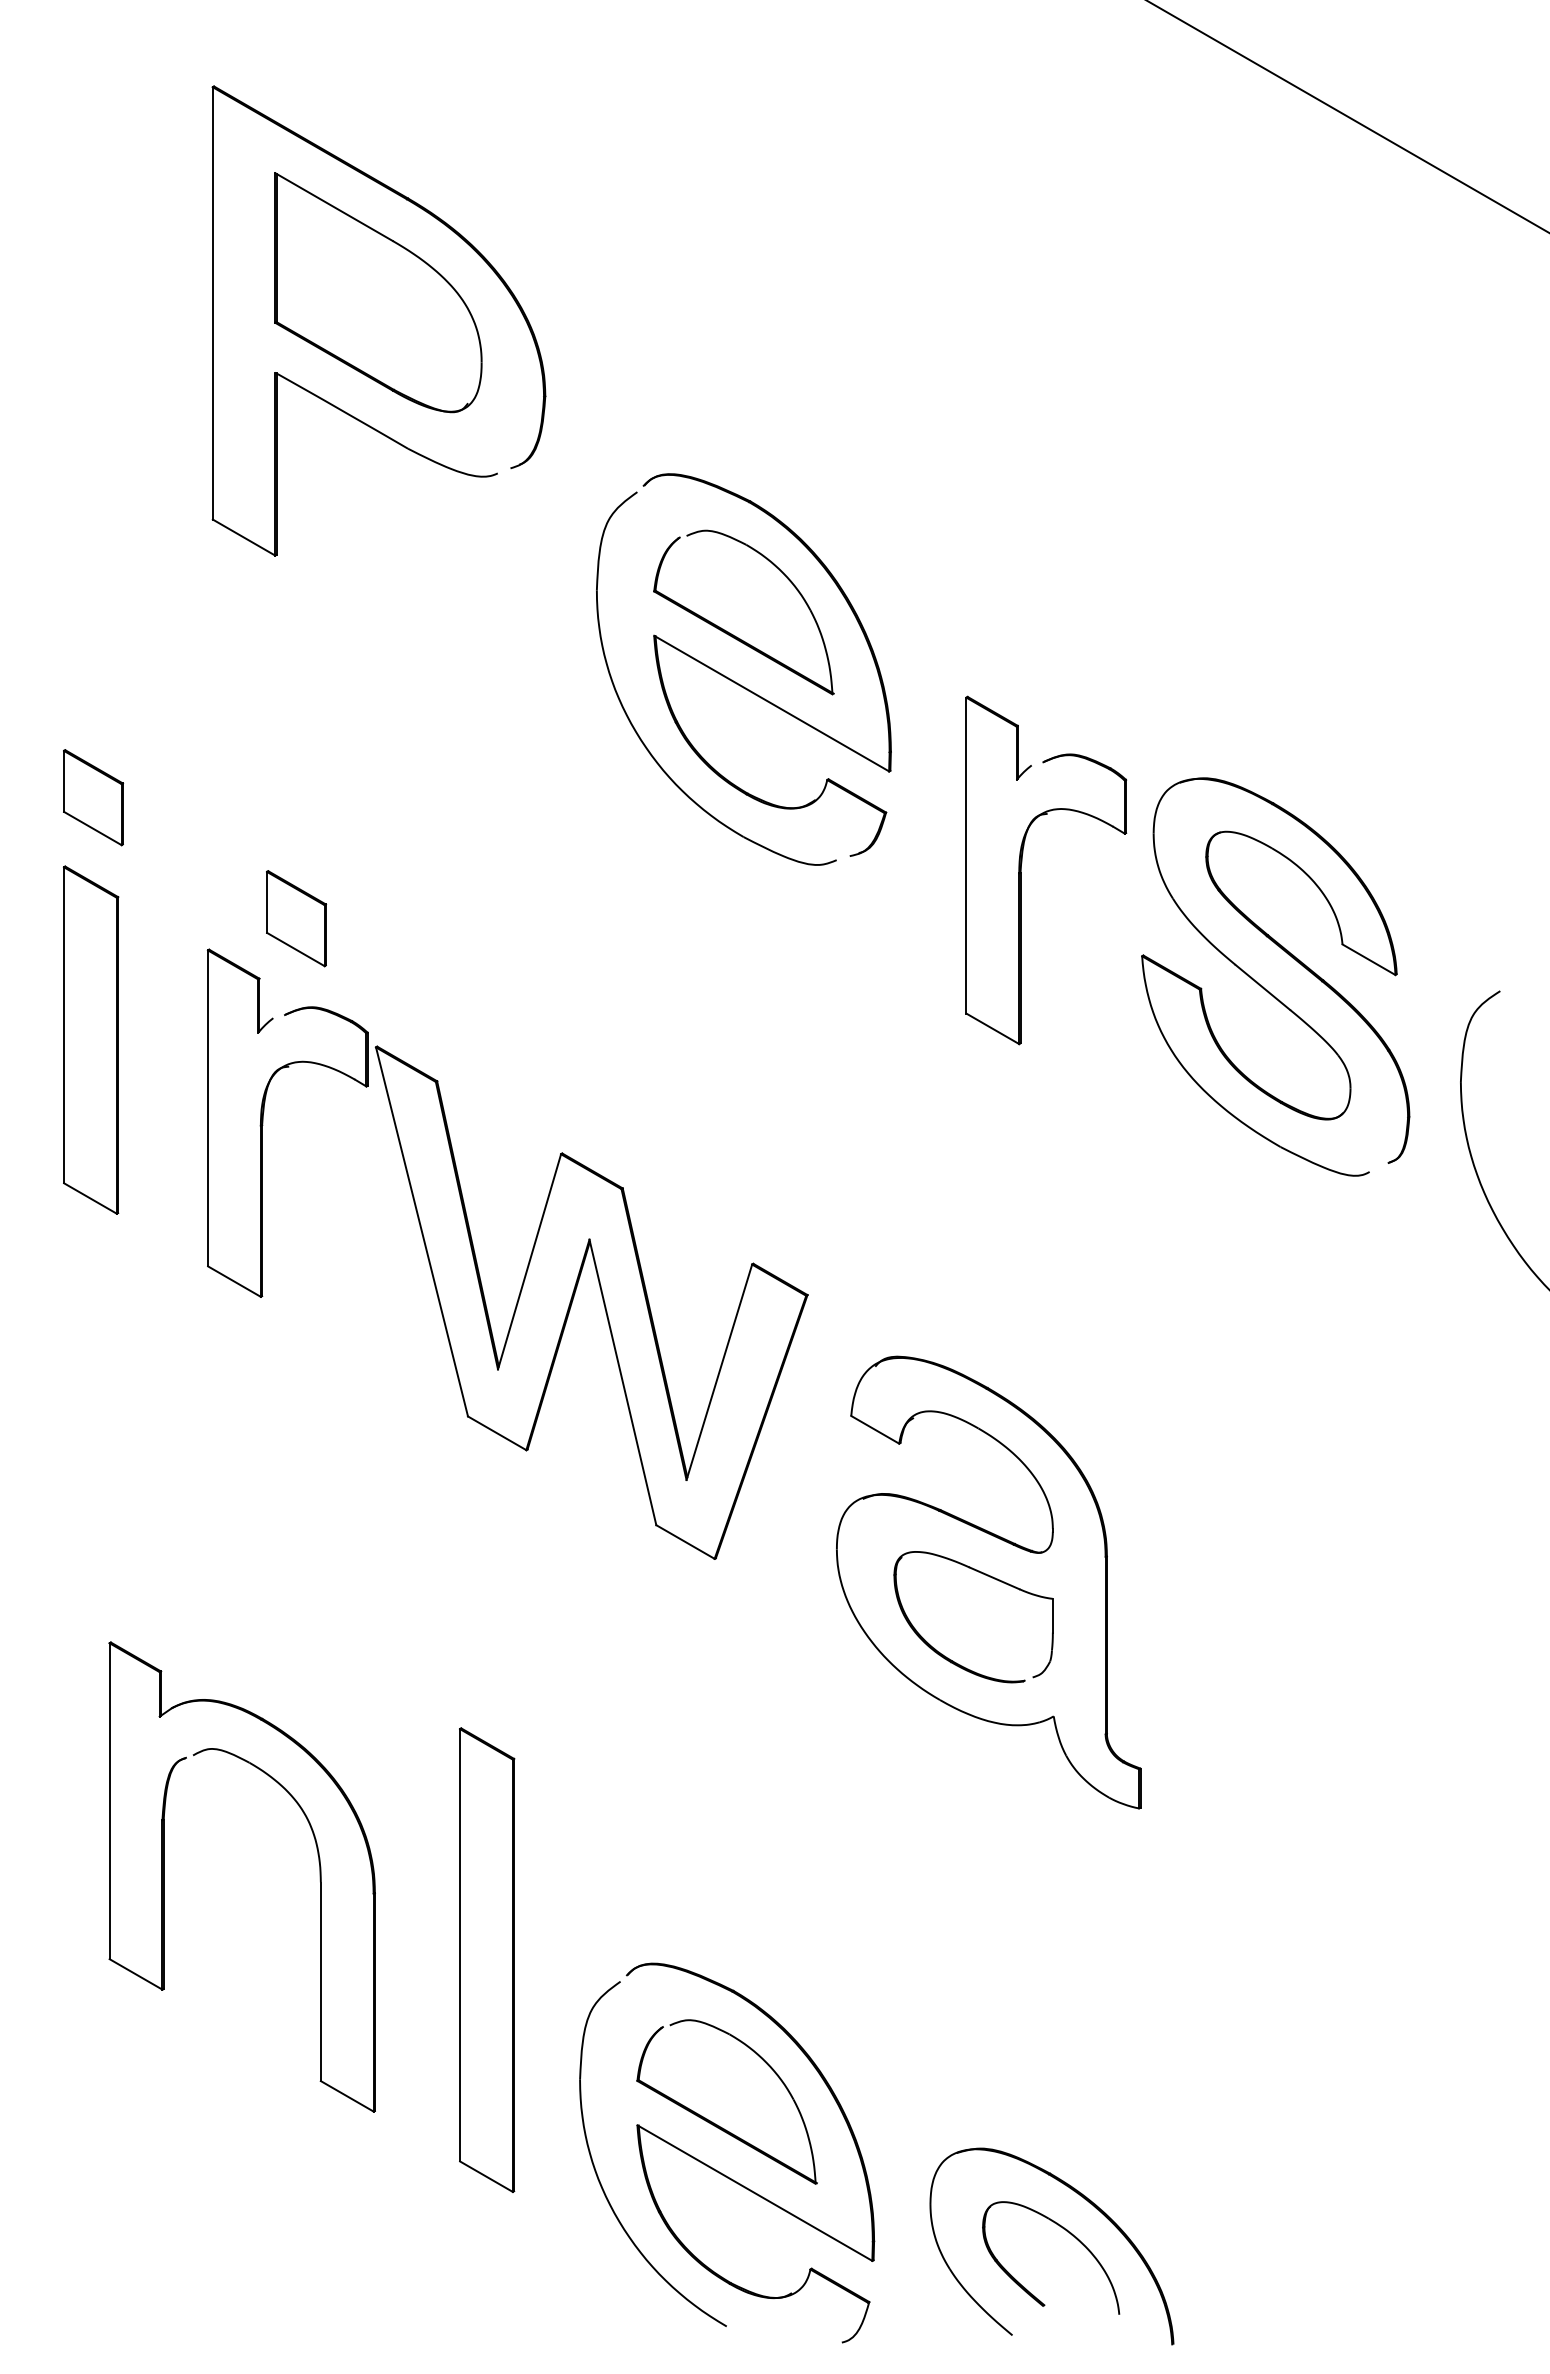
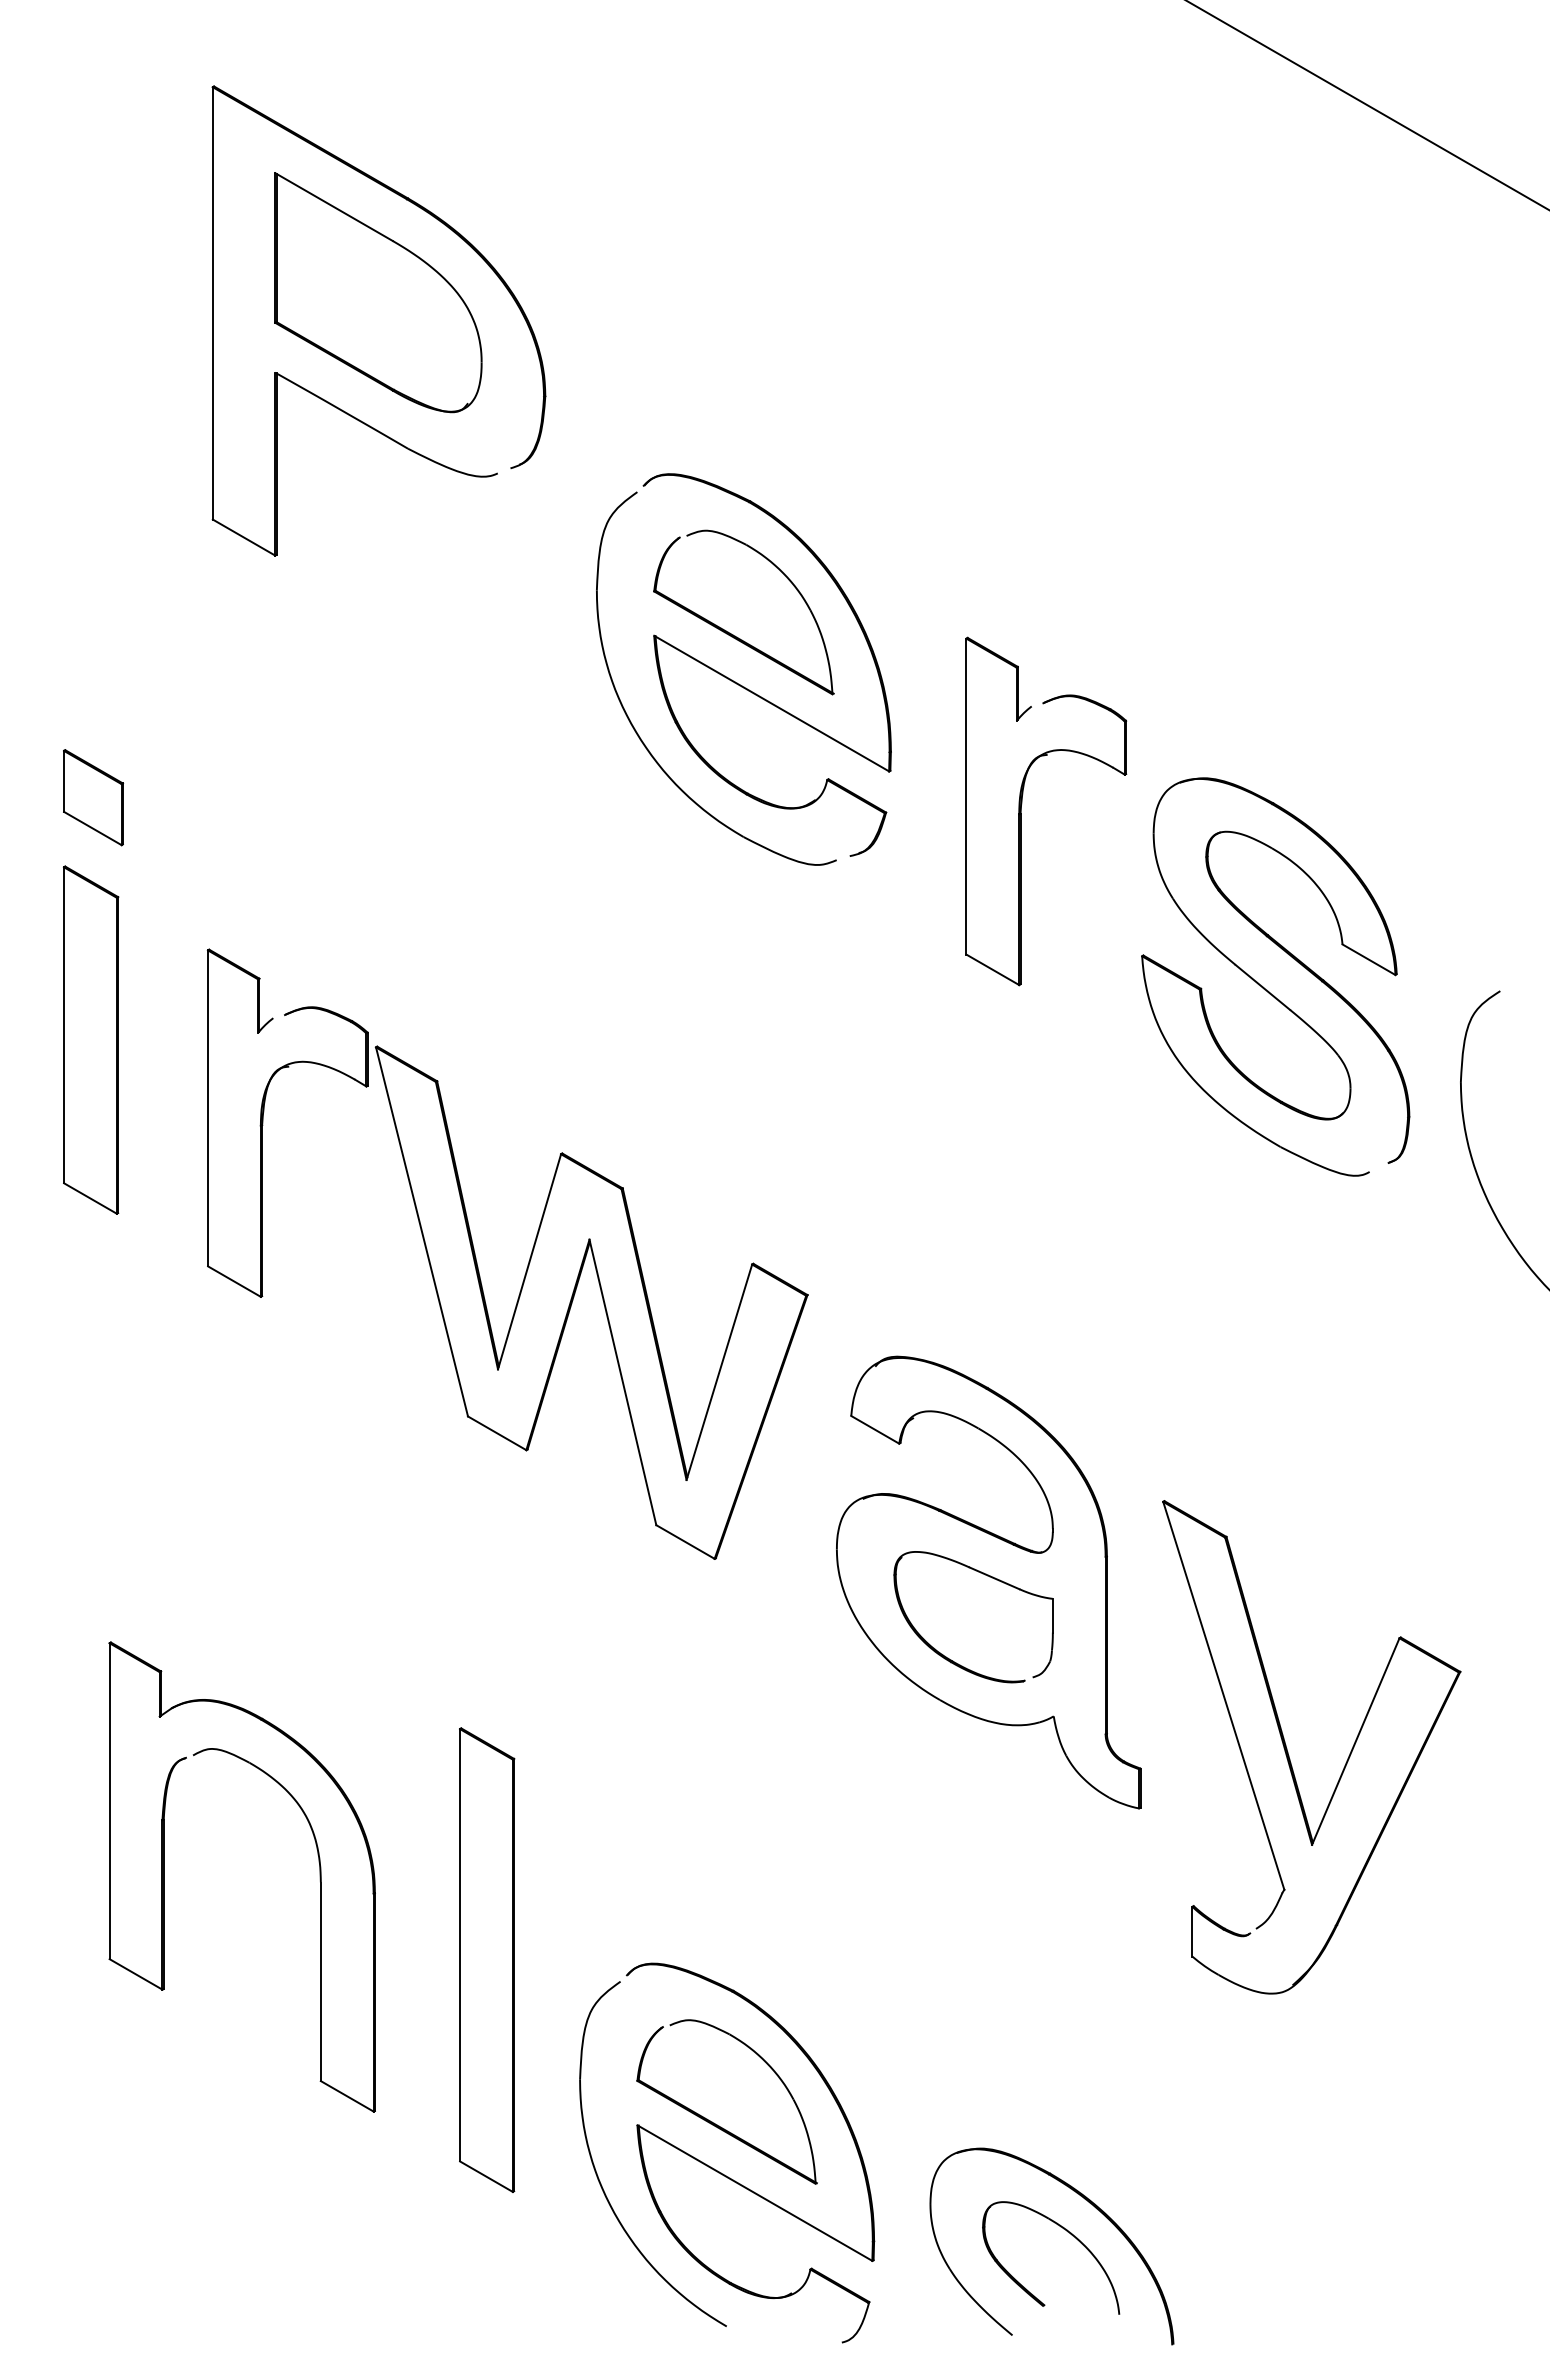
line position: (1347, 116) -> (1367, 105) (1367, 105)
part position: (1022, 863) -> (1022, 804) (1022, 804)
part: present -> none (296, 918)
part: none -> present (1289, 1755)
